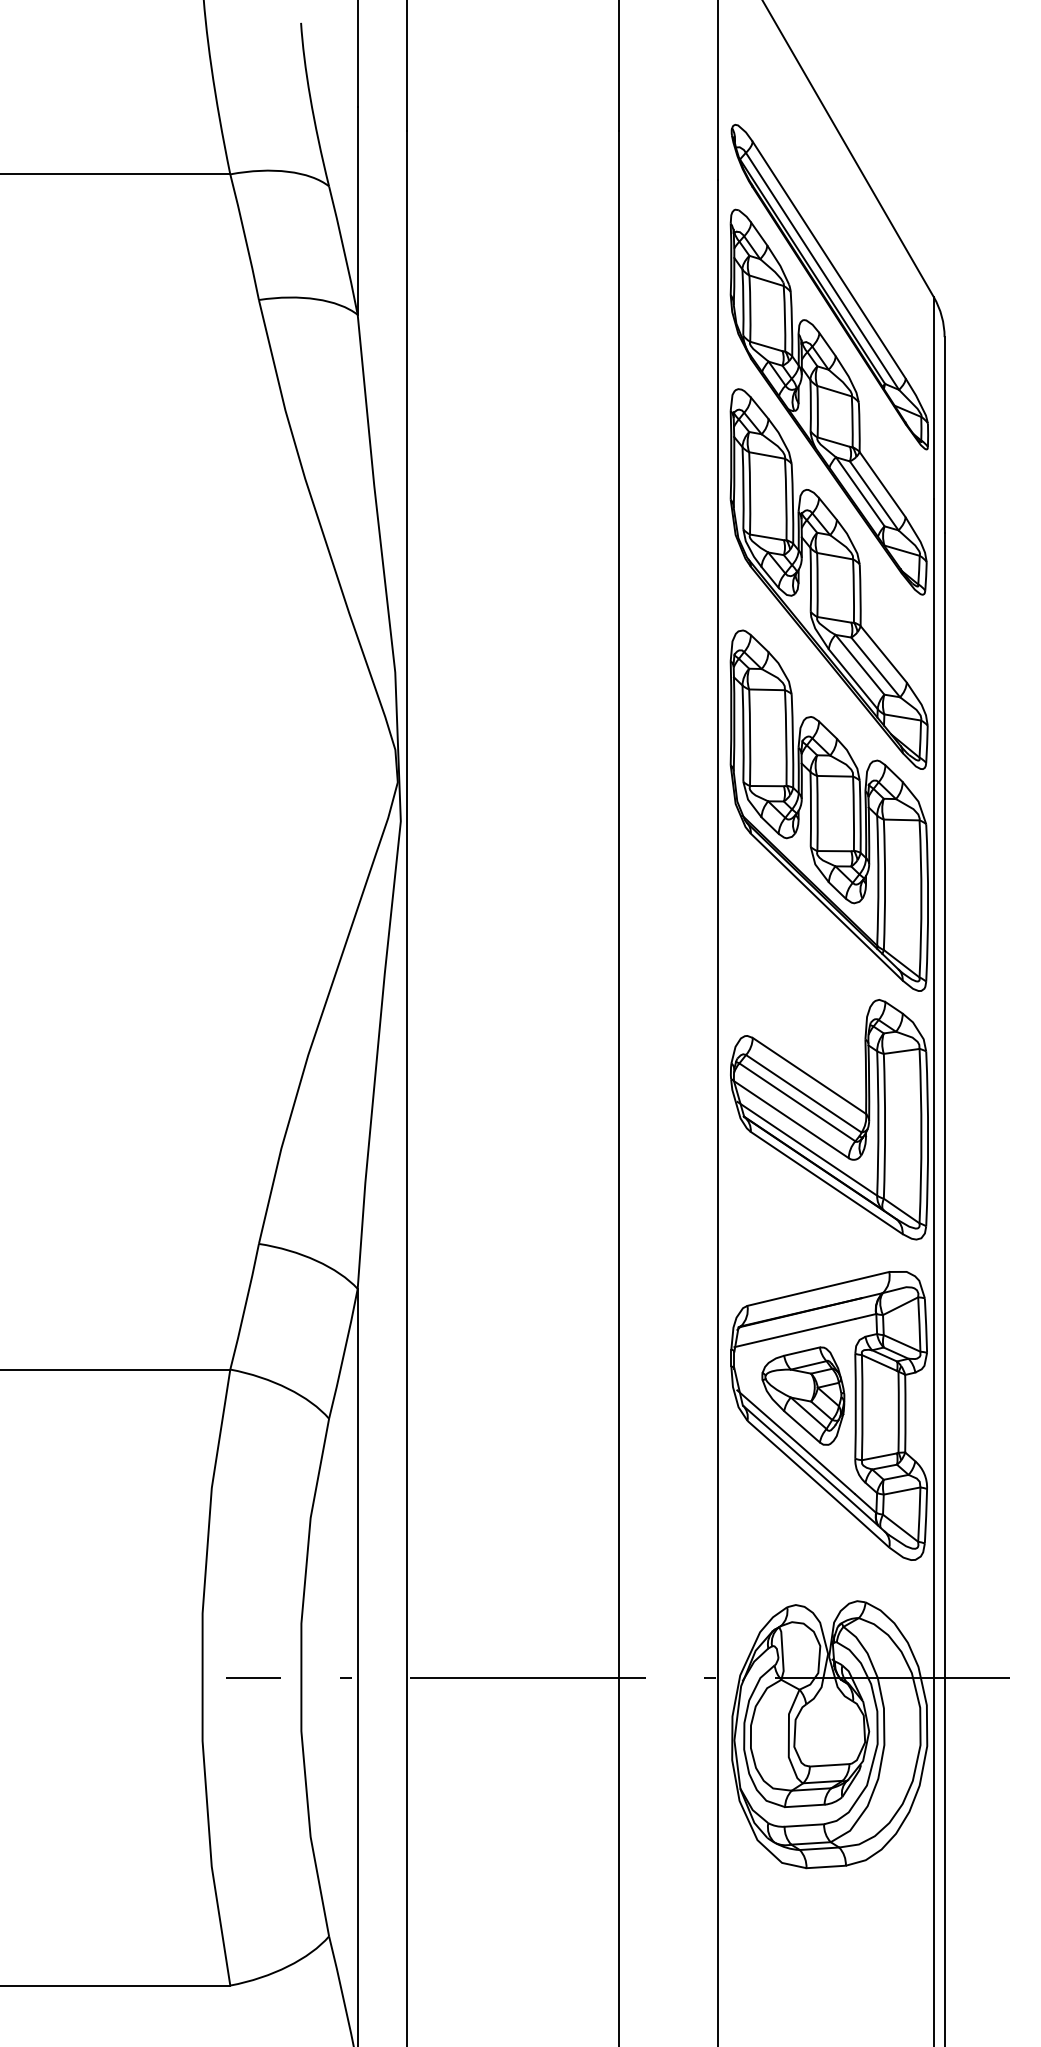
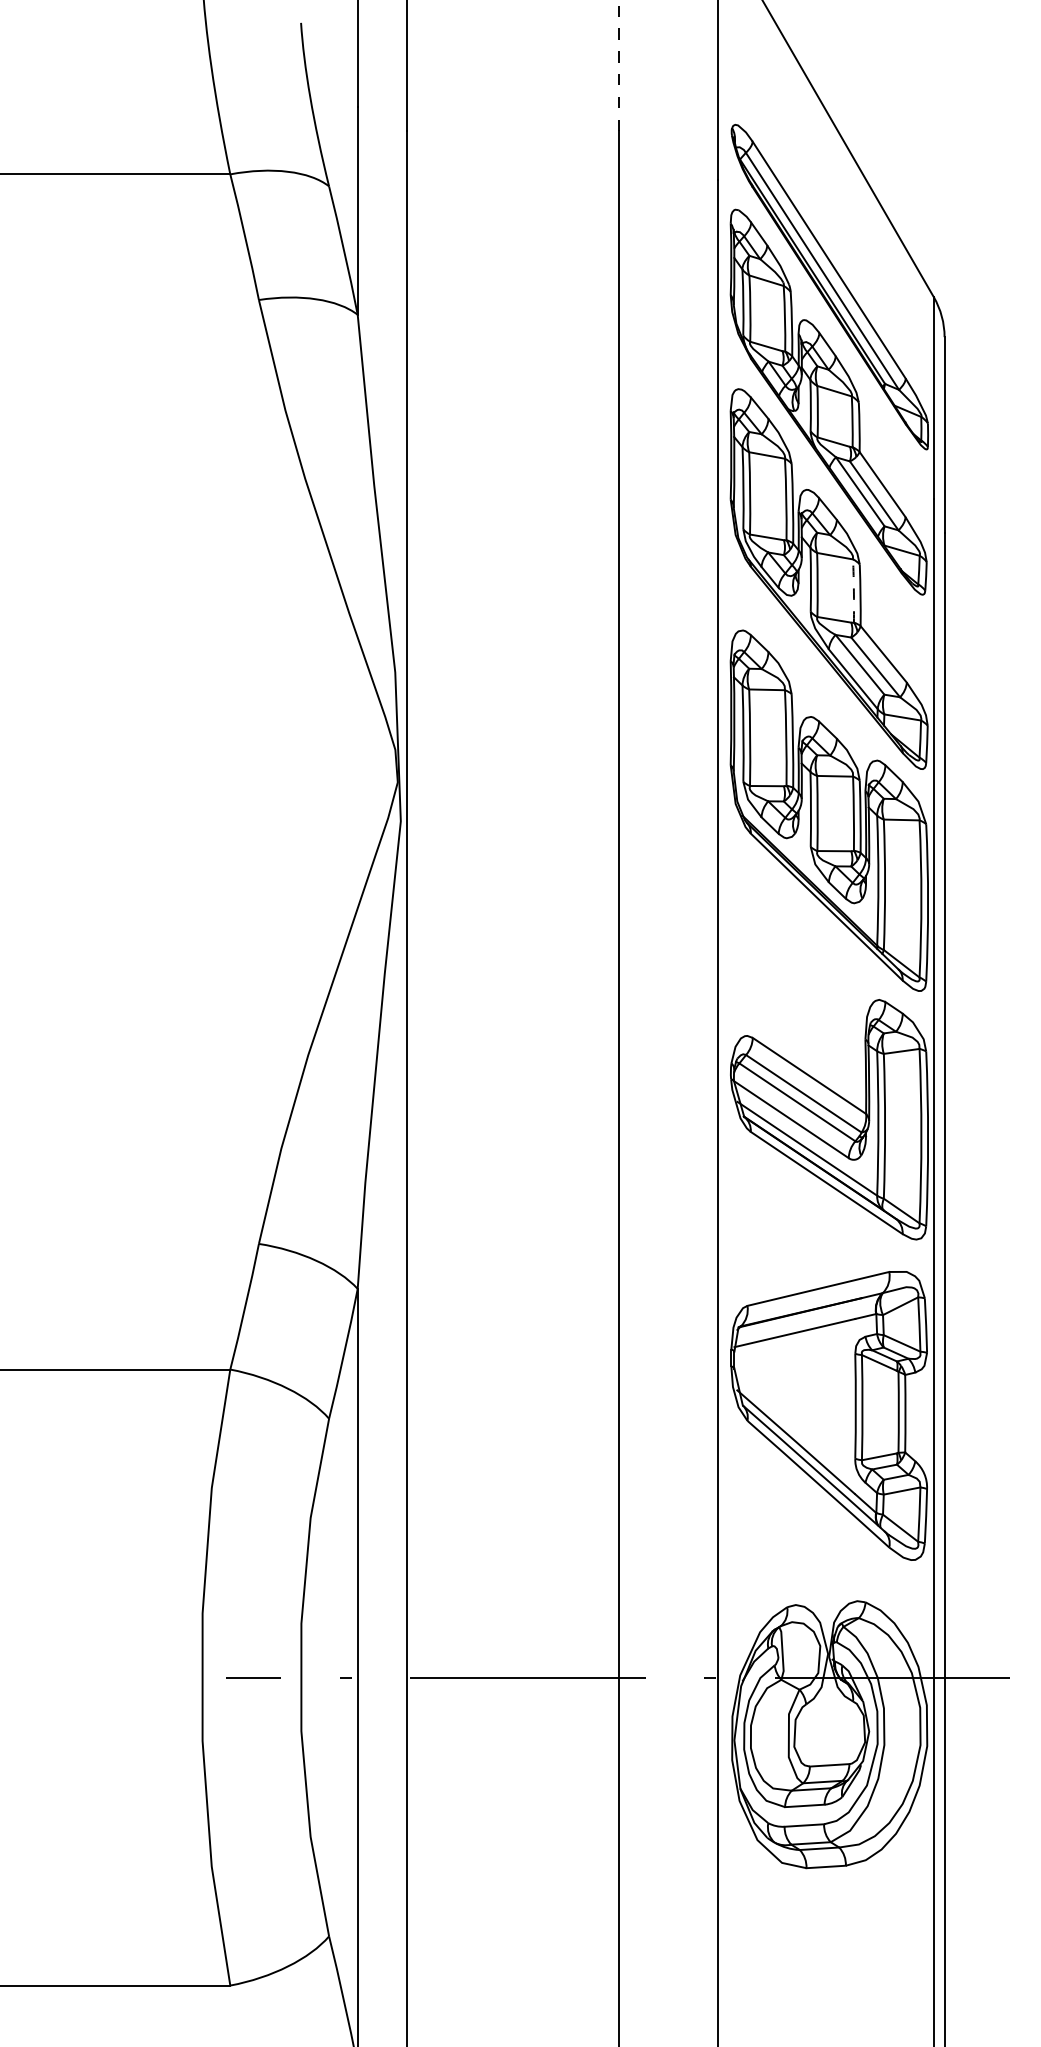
line: solid -> dashed (619, 65)
arc: solid -> dashed (853, 591)
part: present -> none (803, 1395)
